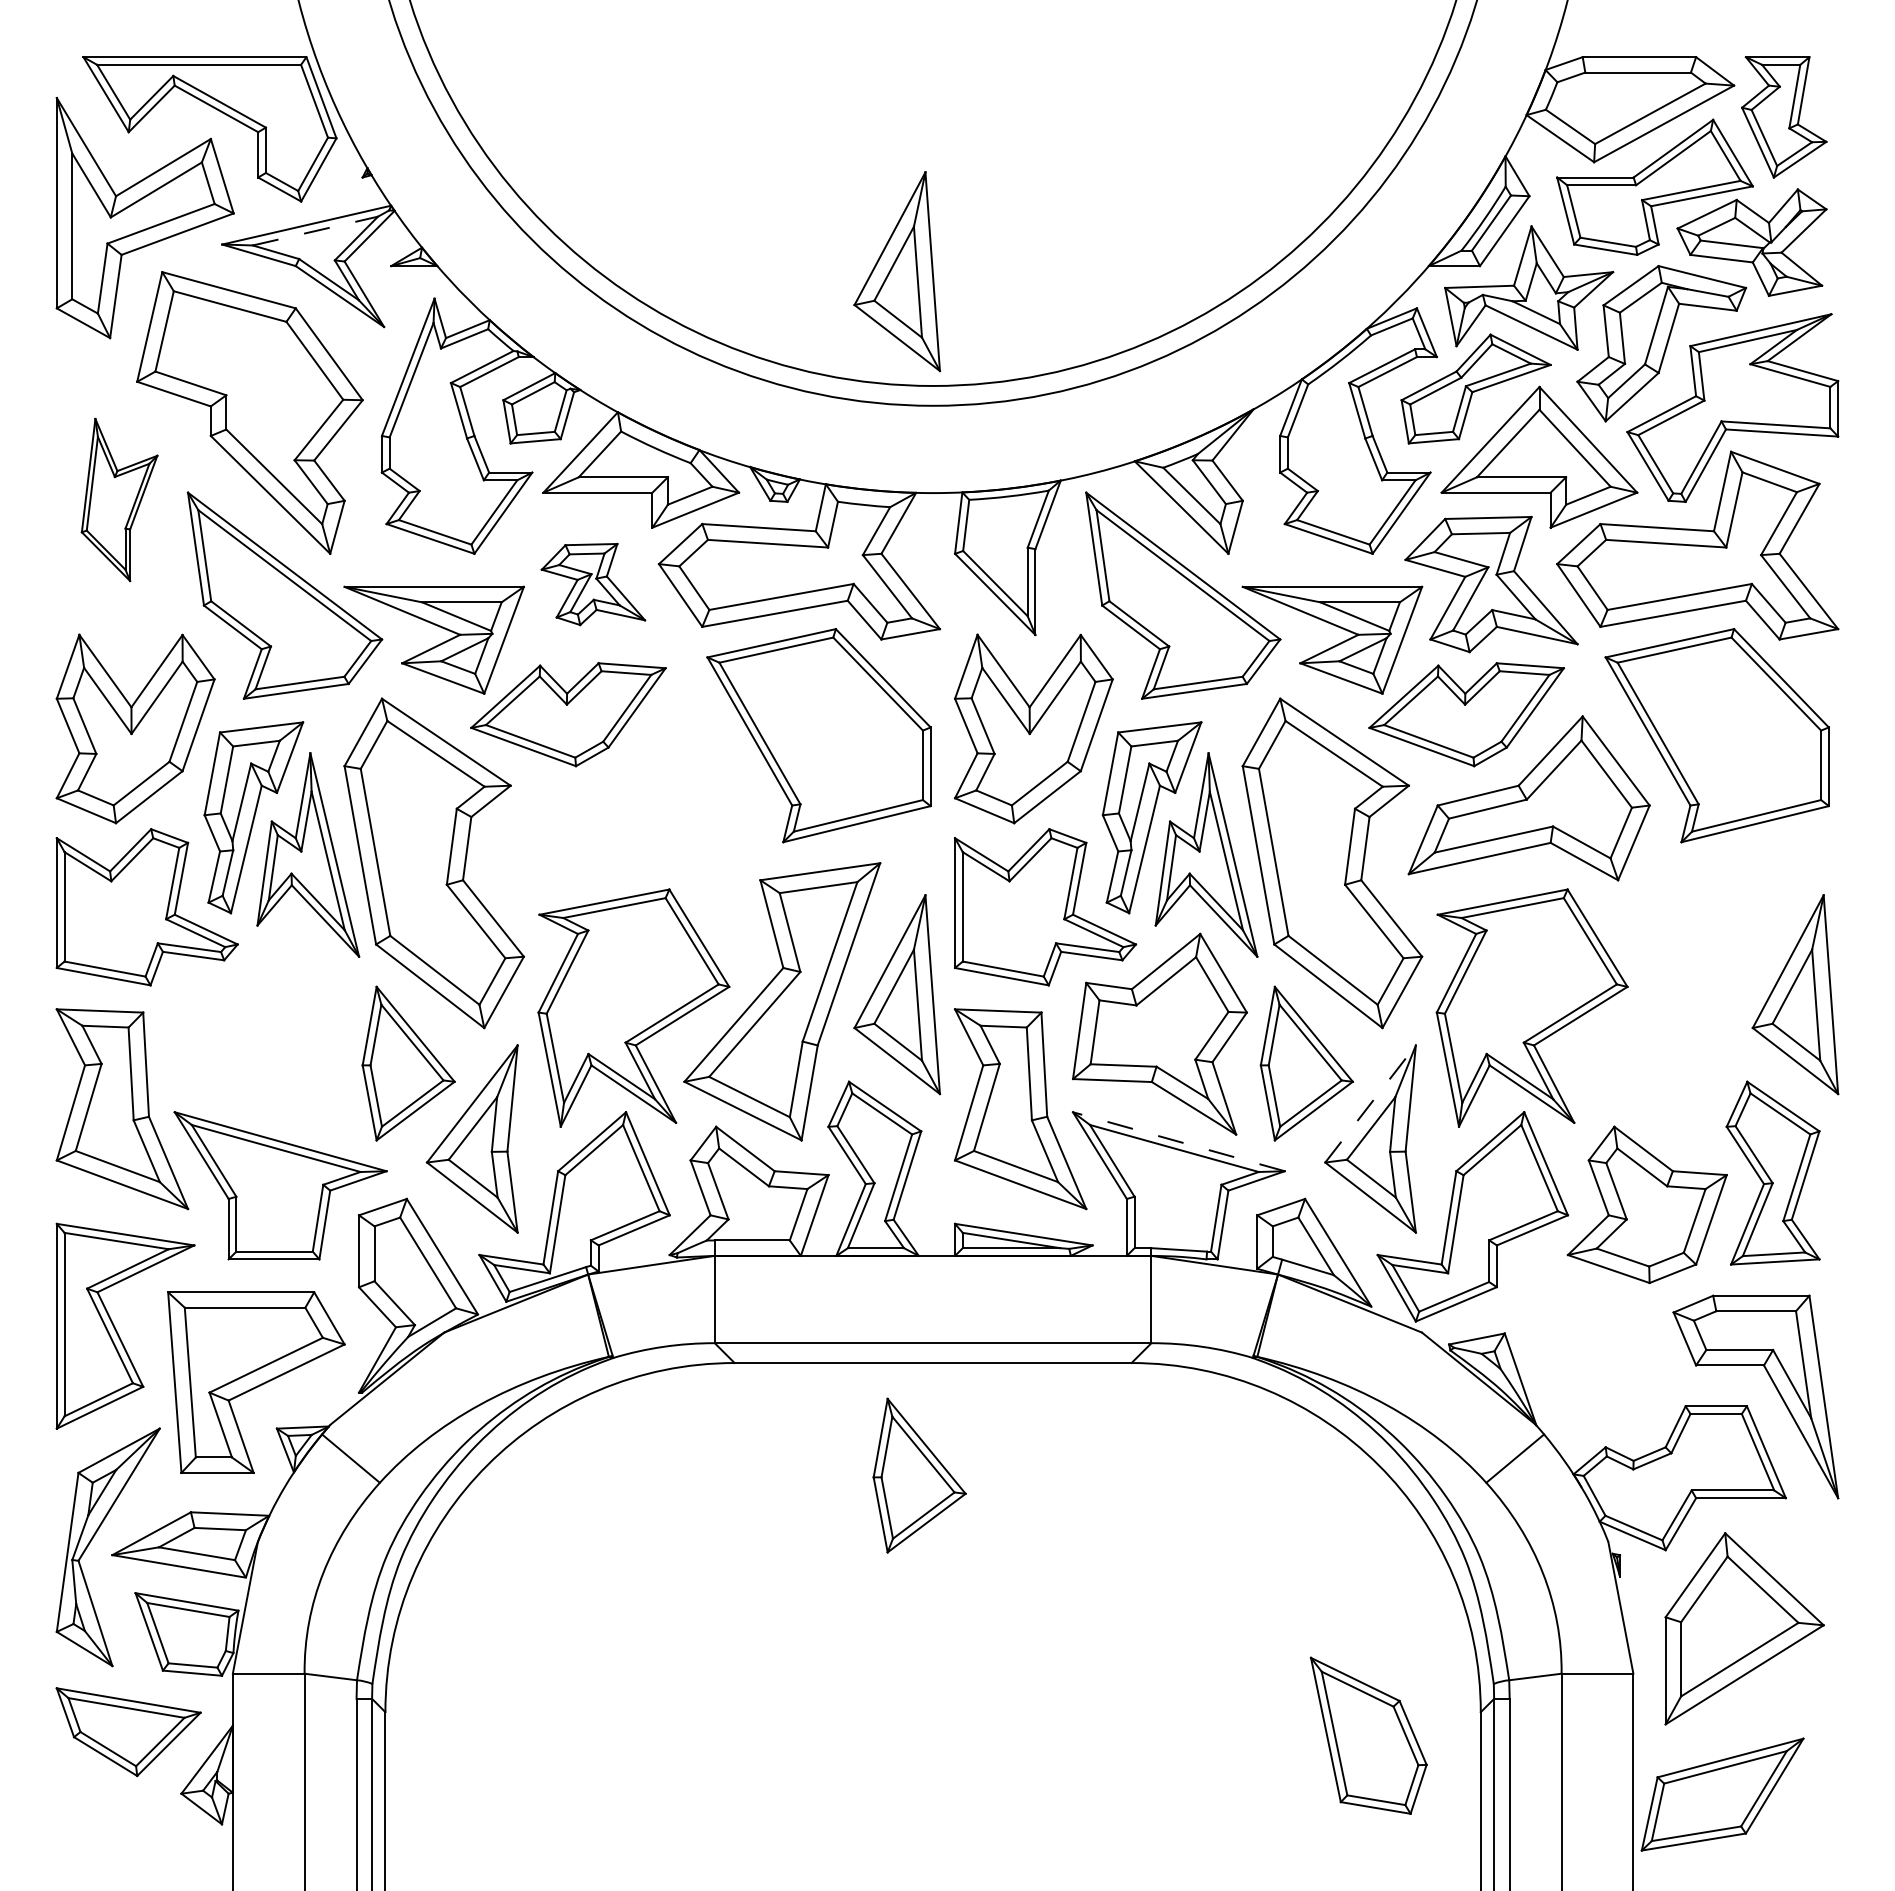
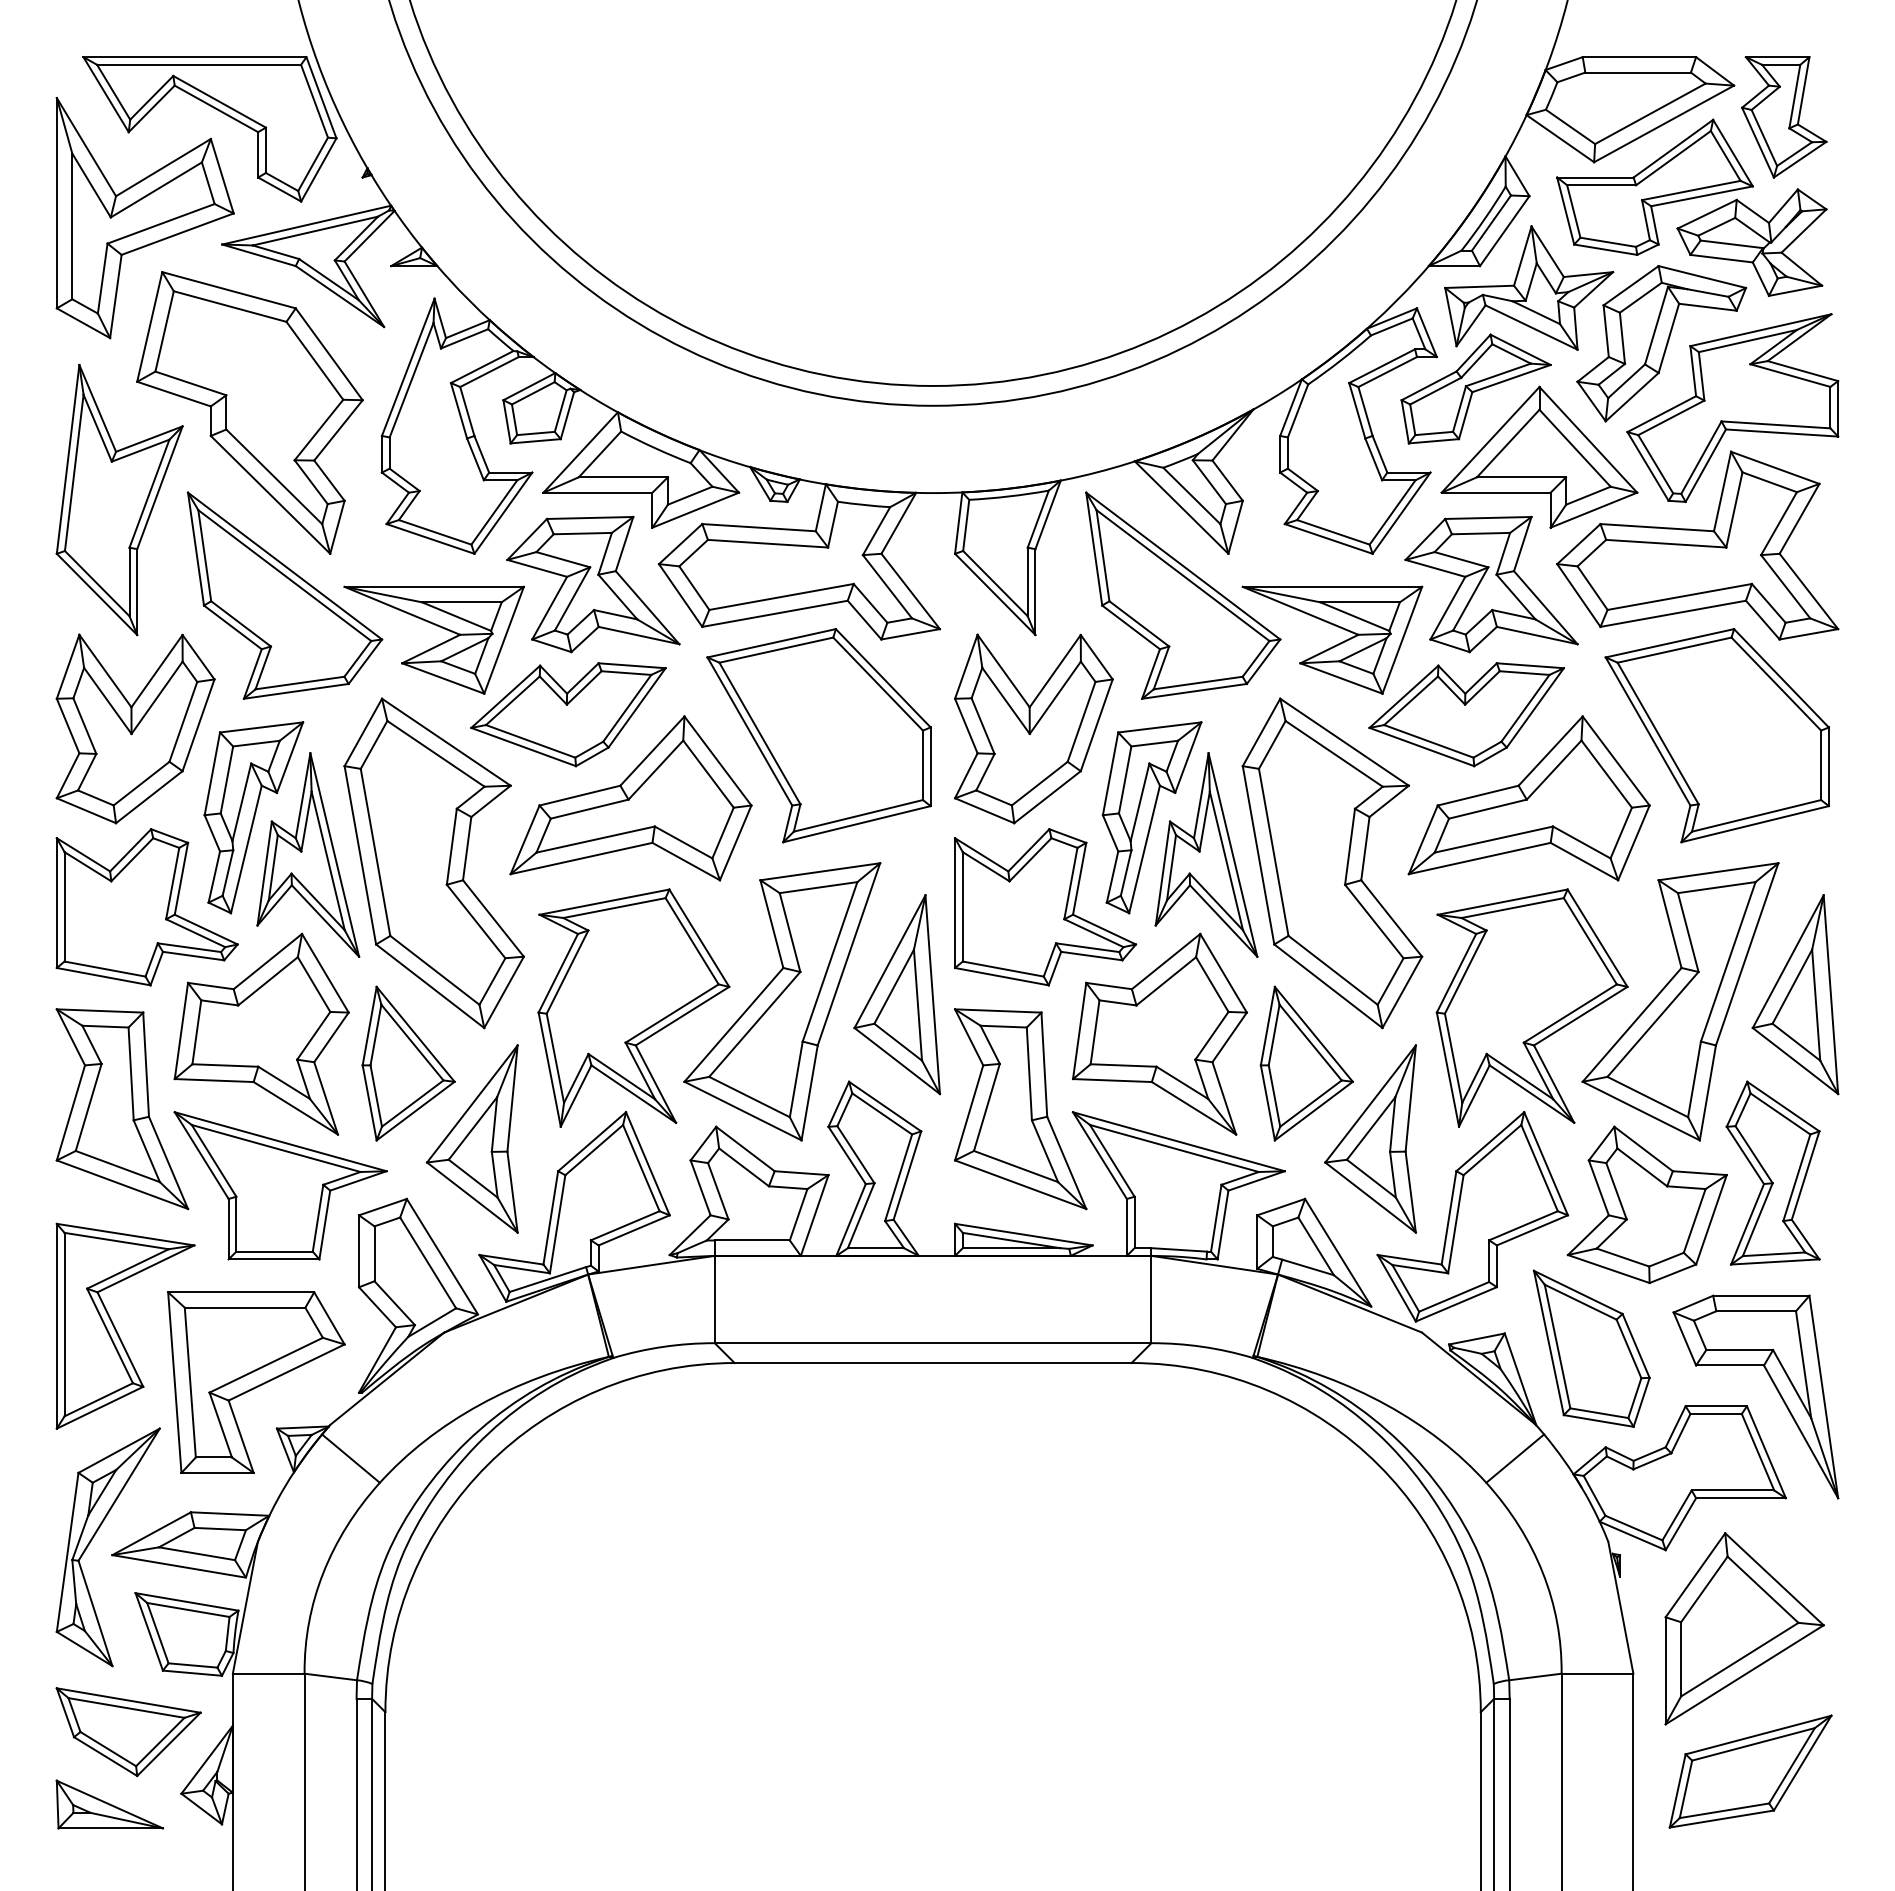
line: dashed -> solid (315, 230)
part: present -> none (896, 271)
part size: 79x166 px -> 129x274 px (119, 499)
part size: 107x85 px -> 175x139 px (593, 584)
part: none -> present (630, 798)
part: none -> present (1680, 1001)
part: none -> present (261, 1033)
line: dashed -> solid (1370, 1103)
line: dashed -> solid (1178, 1141)
part: present -> none (919, 1475)
part position: (1368, 1735) -> (1591, 1348) (1591, 1348)
part position: (1722, 1794) -> (1750, 1771) (1750, 1771)
part: none -> present (109, 1804)
